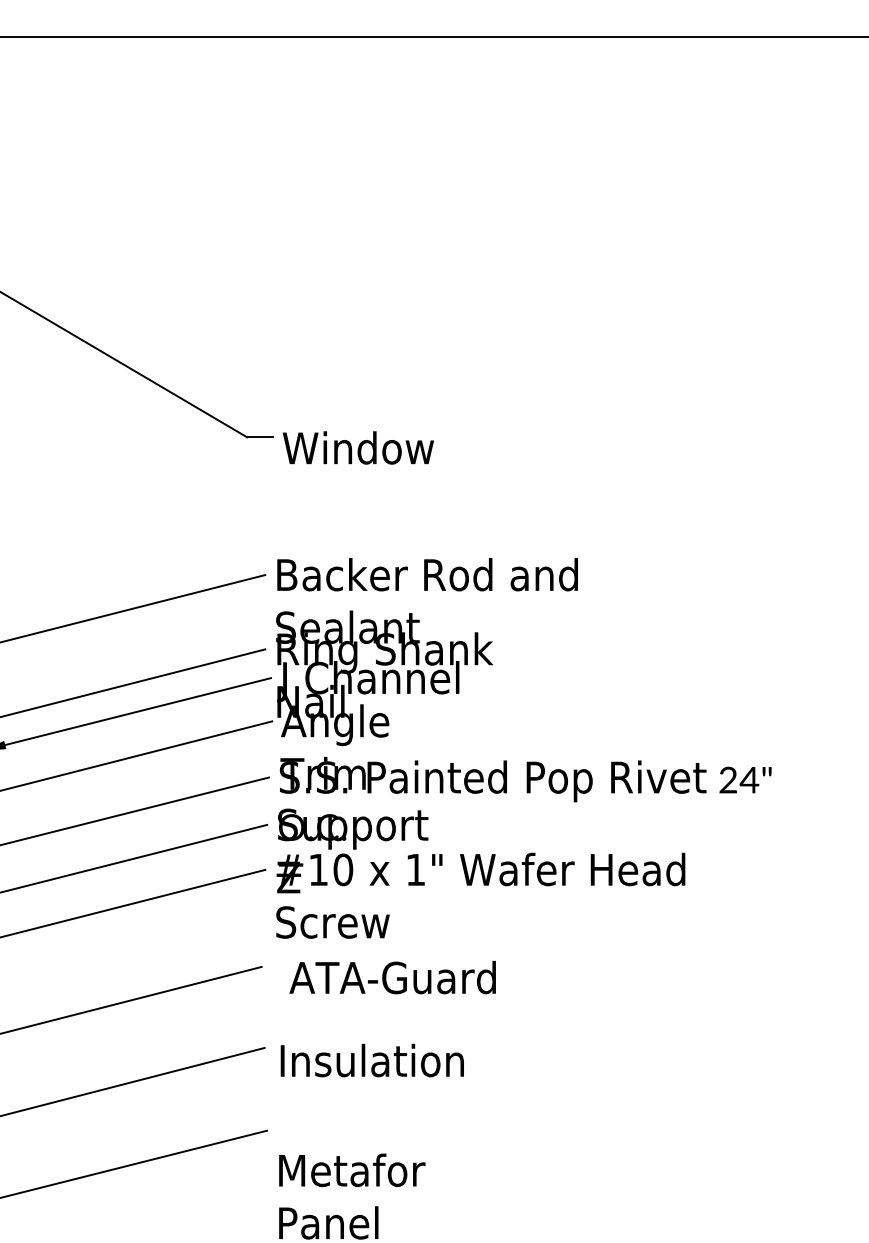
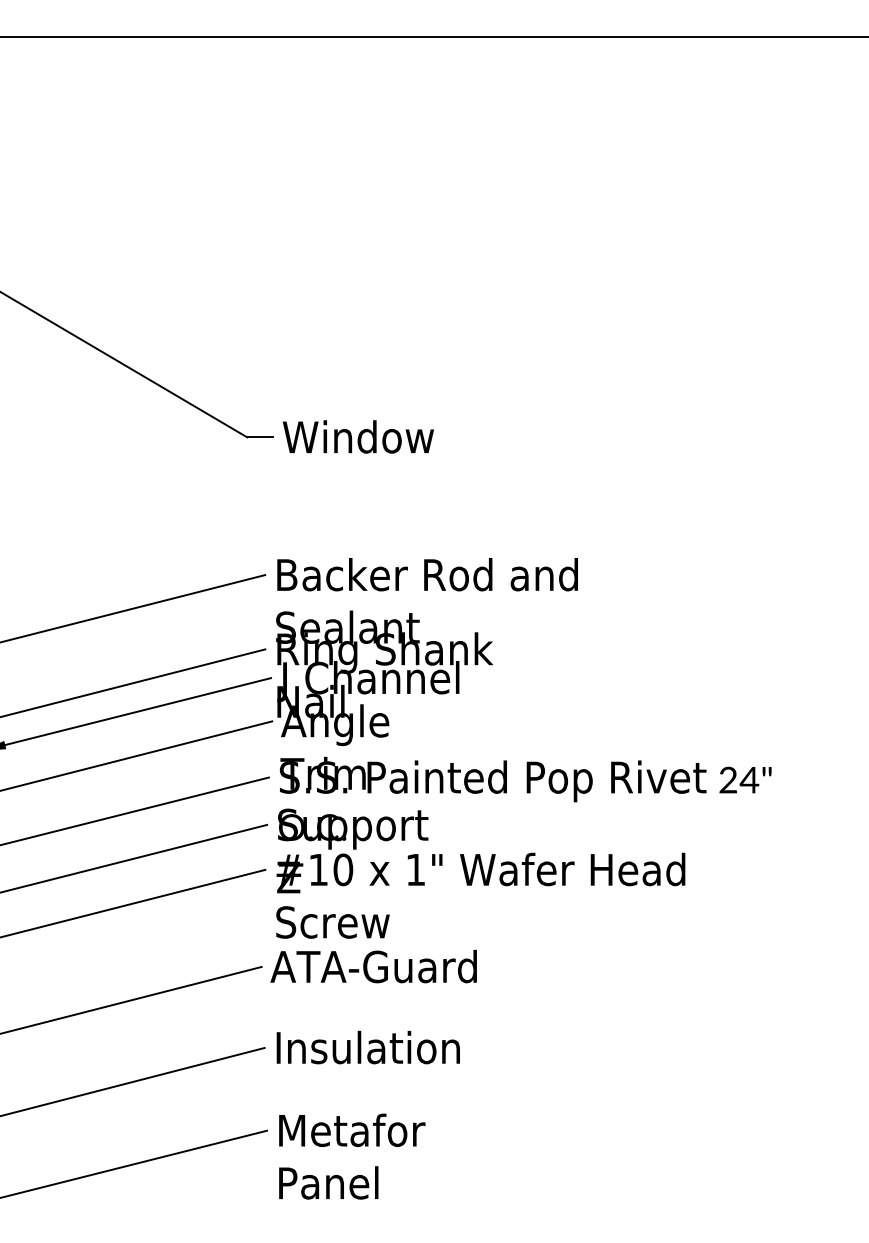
text position: (358, 447) -> (358, 436) (358, 436)
text position: (392, 977) -> (373, 966) (373, 966)
text position: (371, 1060) -> (367, 1047) (367, 1047)
text position: (352, 1196) -> (352, 1156) (352, 1156)
